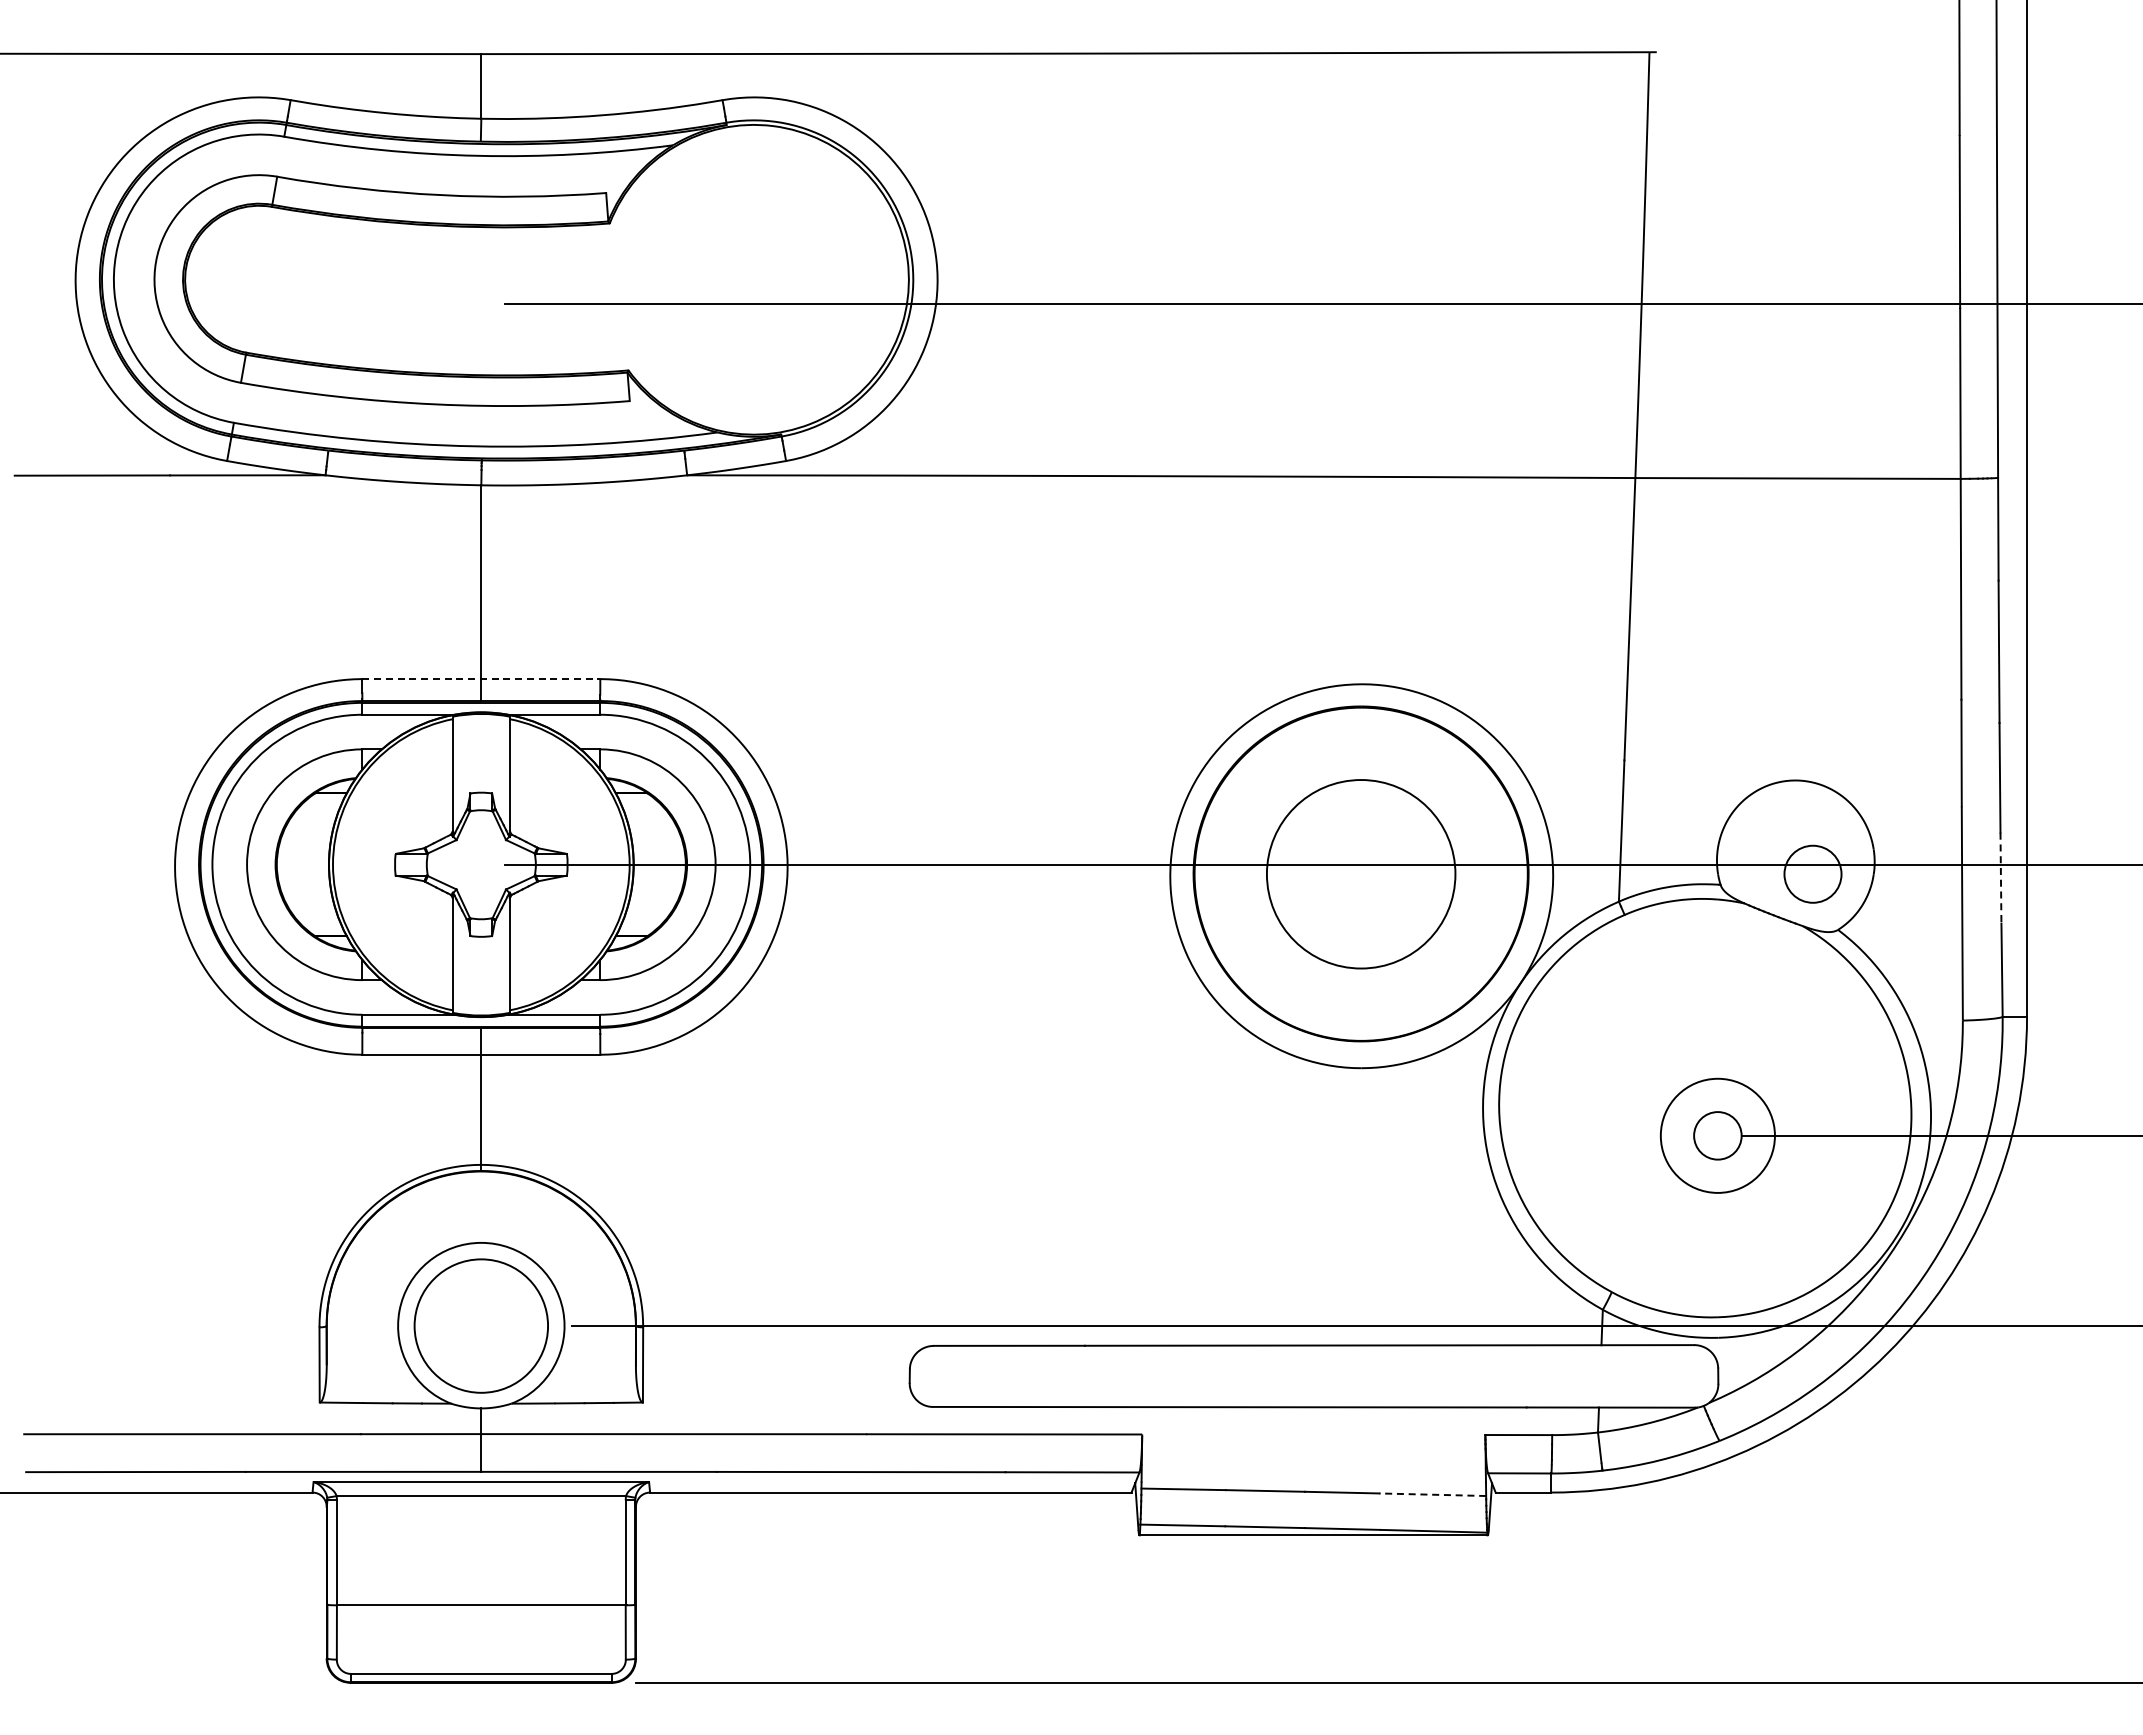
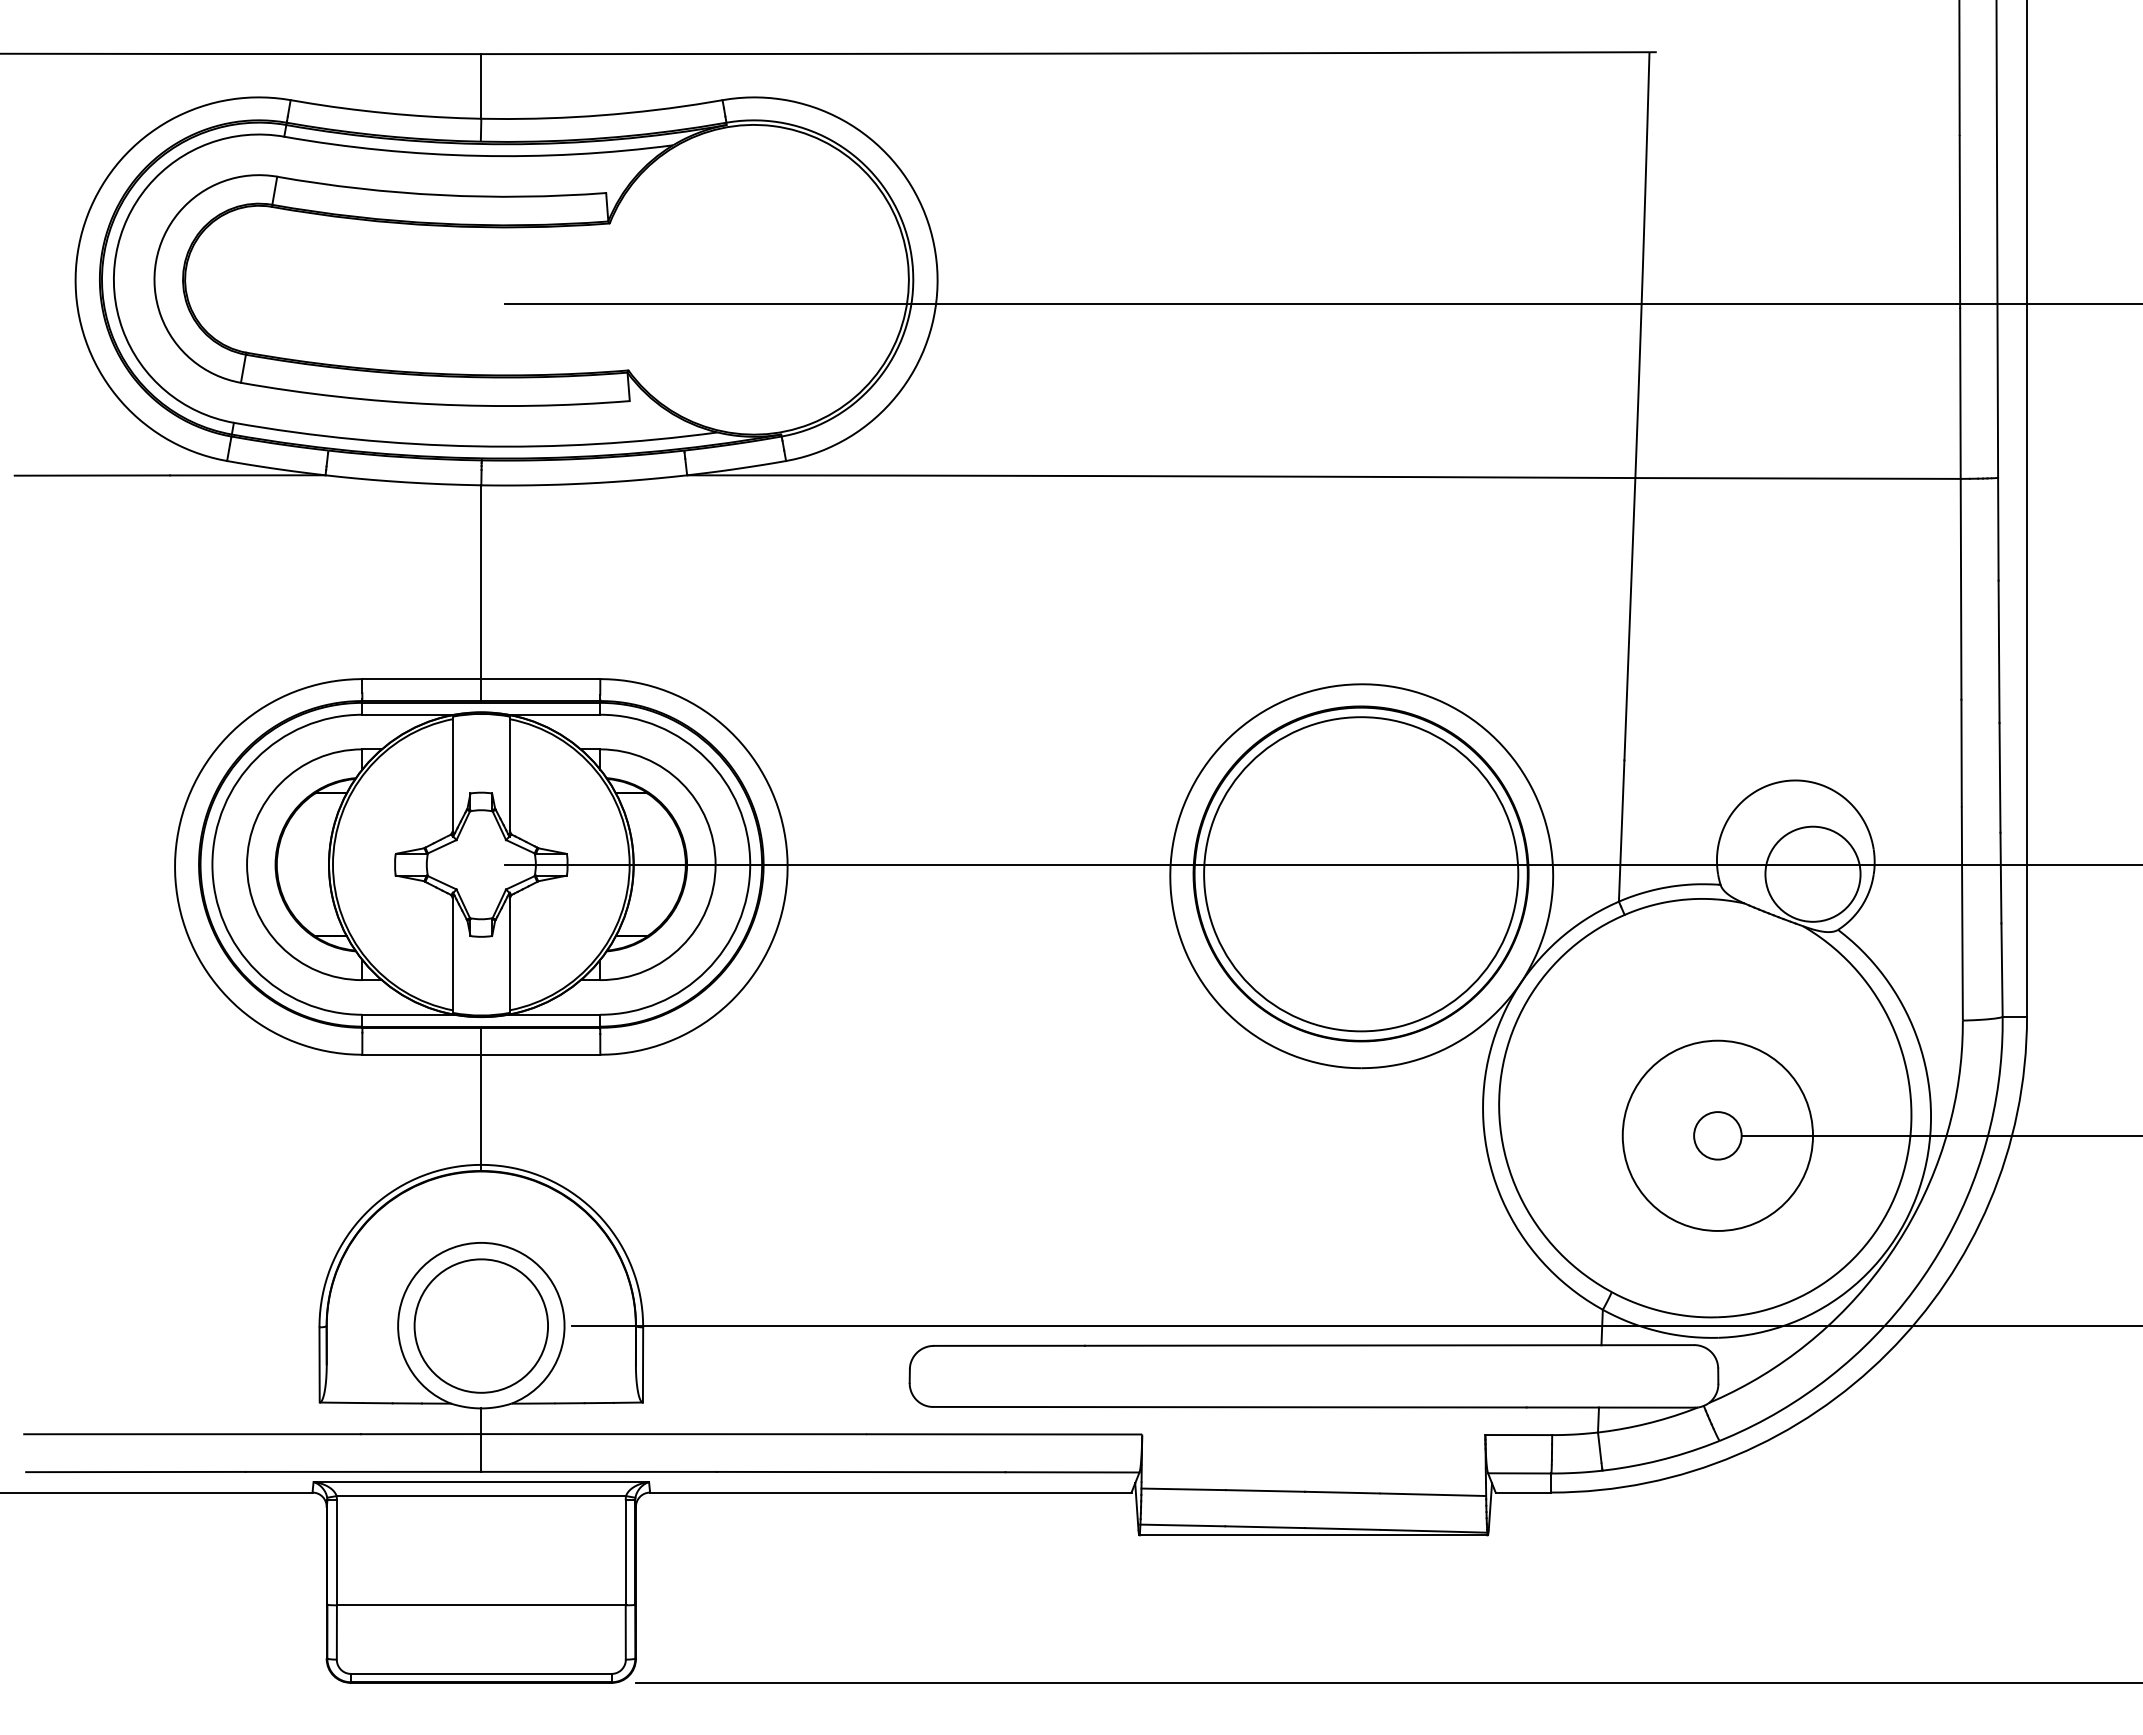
line: dashed -> solid (481, 679)
circle diameter: 57 px -> 95 px (1812, 873)
circle diameter: 189 px -> 314 px (1361, 874)
line: dashed -> solid (2000, 878)
circle diameter: 114 px -> 190 px (1717, 1135)
line: dashed -> solid (1433, 1494)
